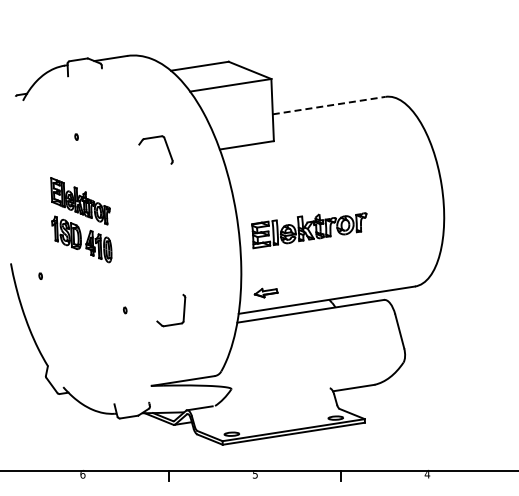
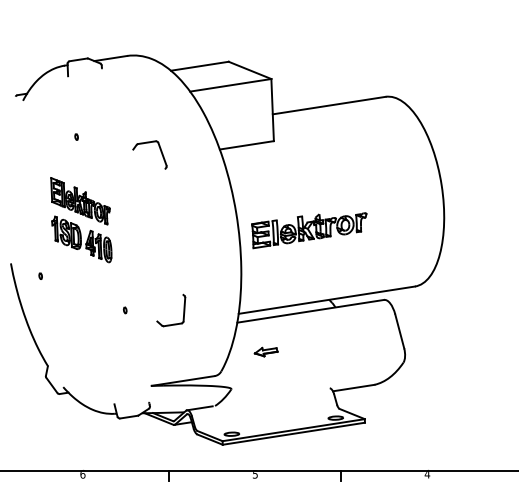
line: dashed -> solid (329, 105)
part position: (155, 138) -> (149, 143) (149, 143)
part position: (265, 292) -> (265, 351) (265, 351)
